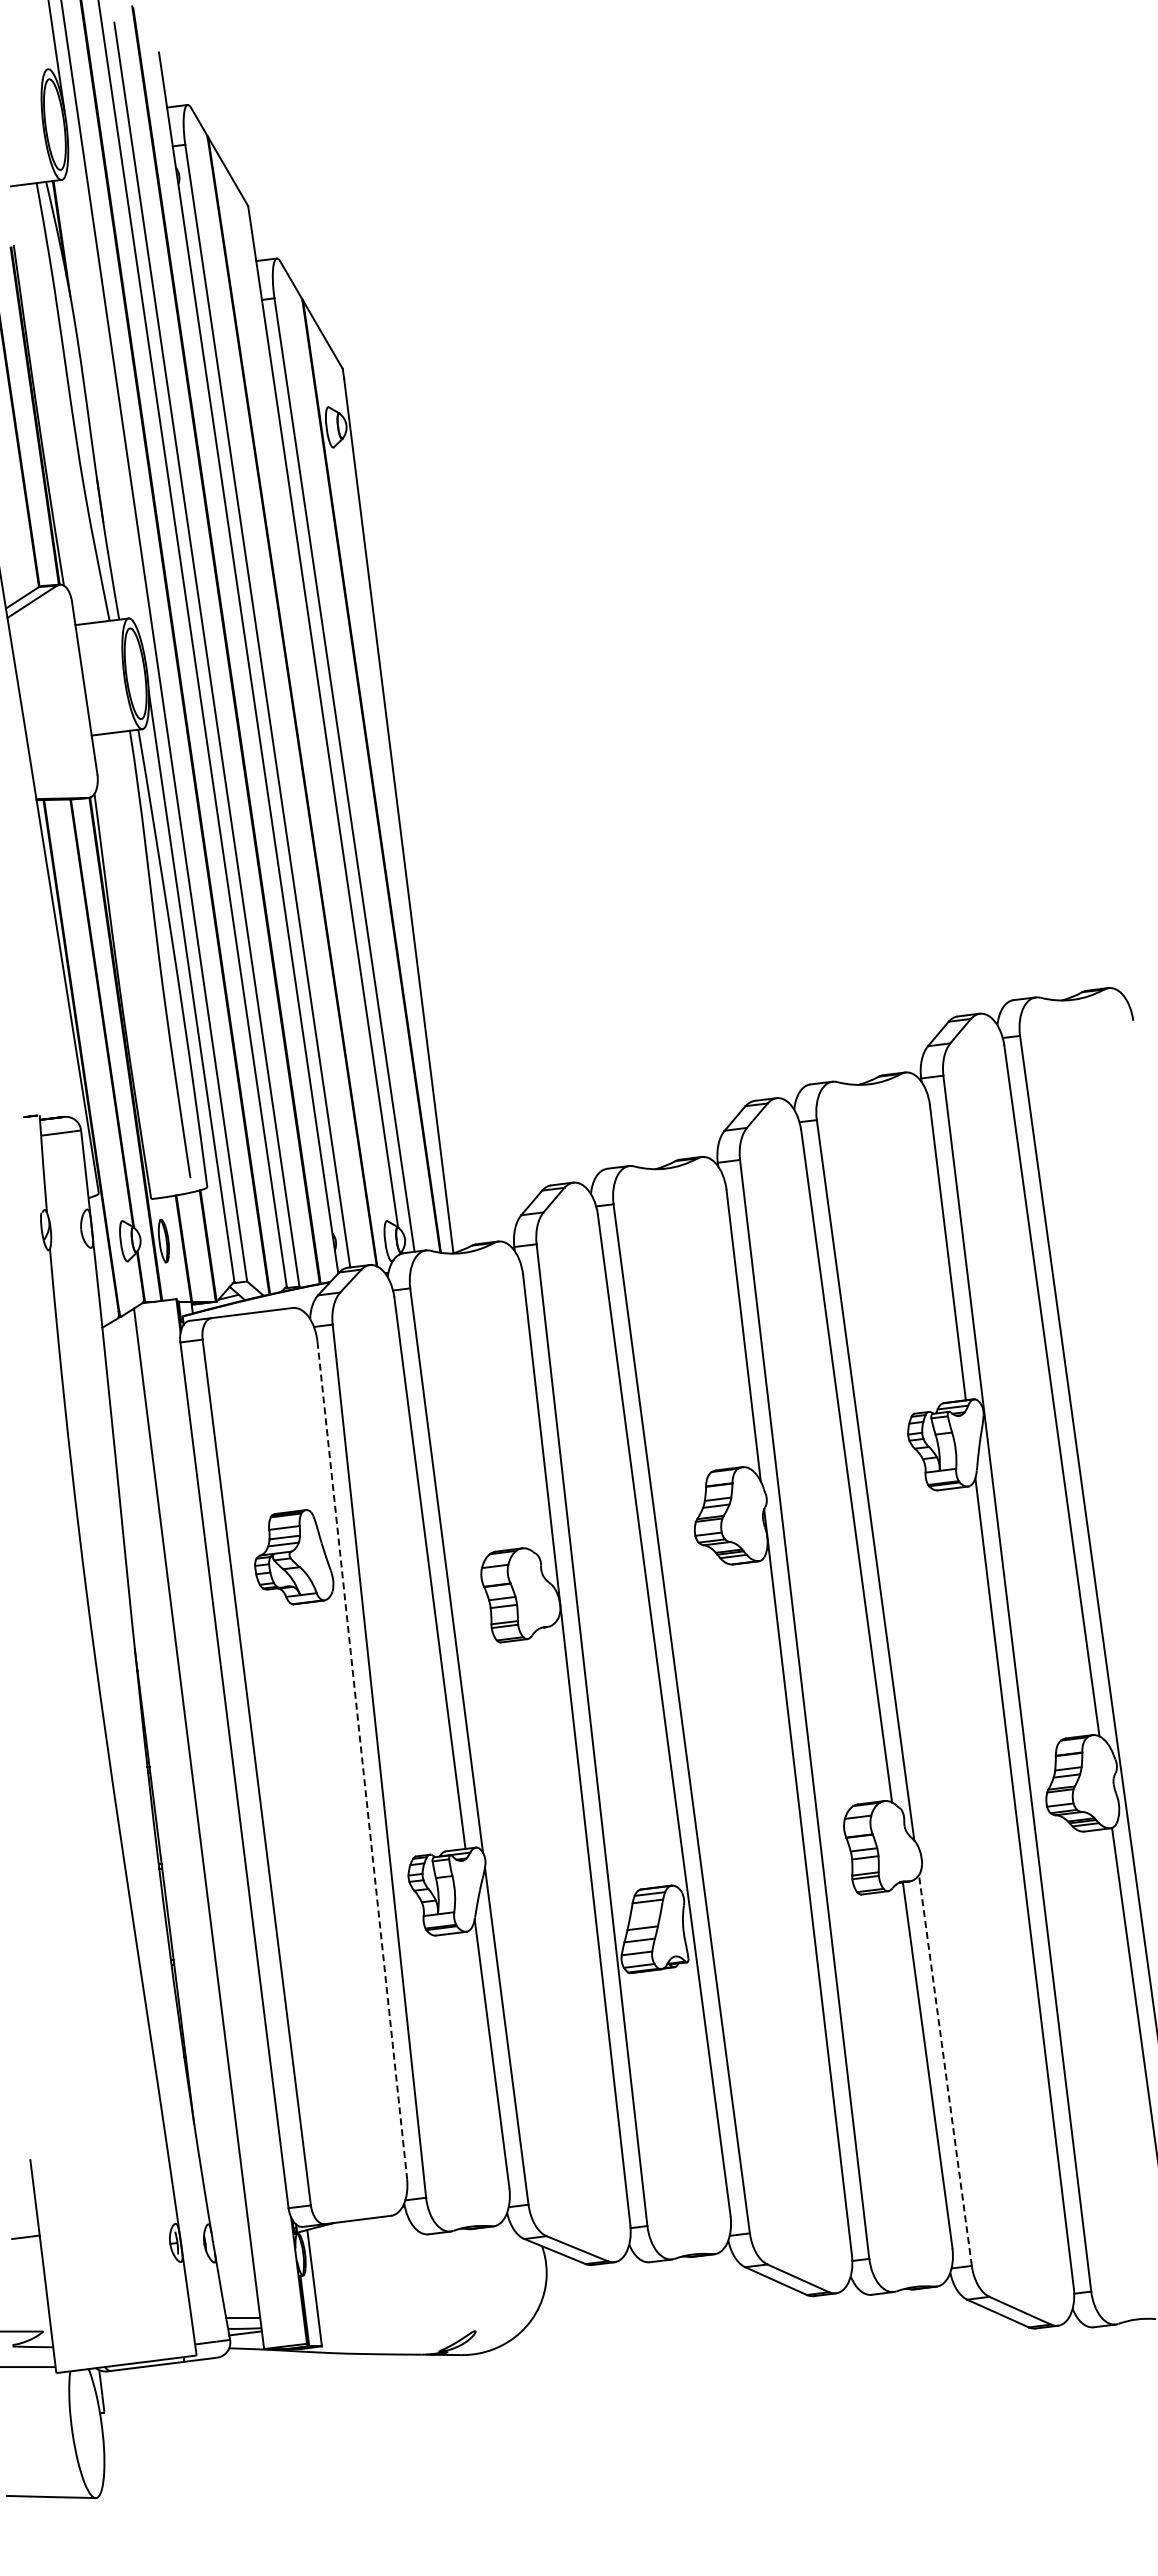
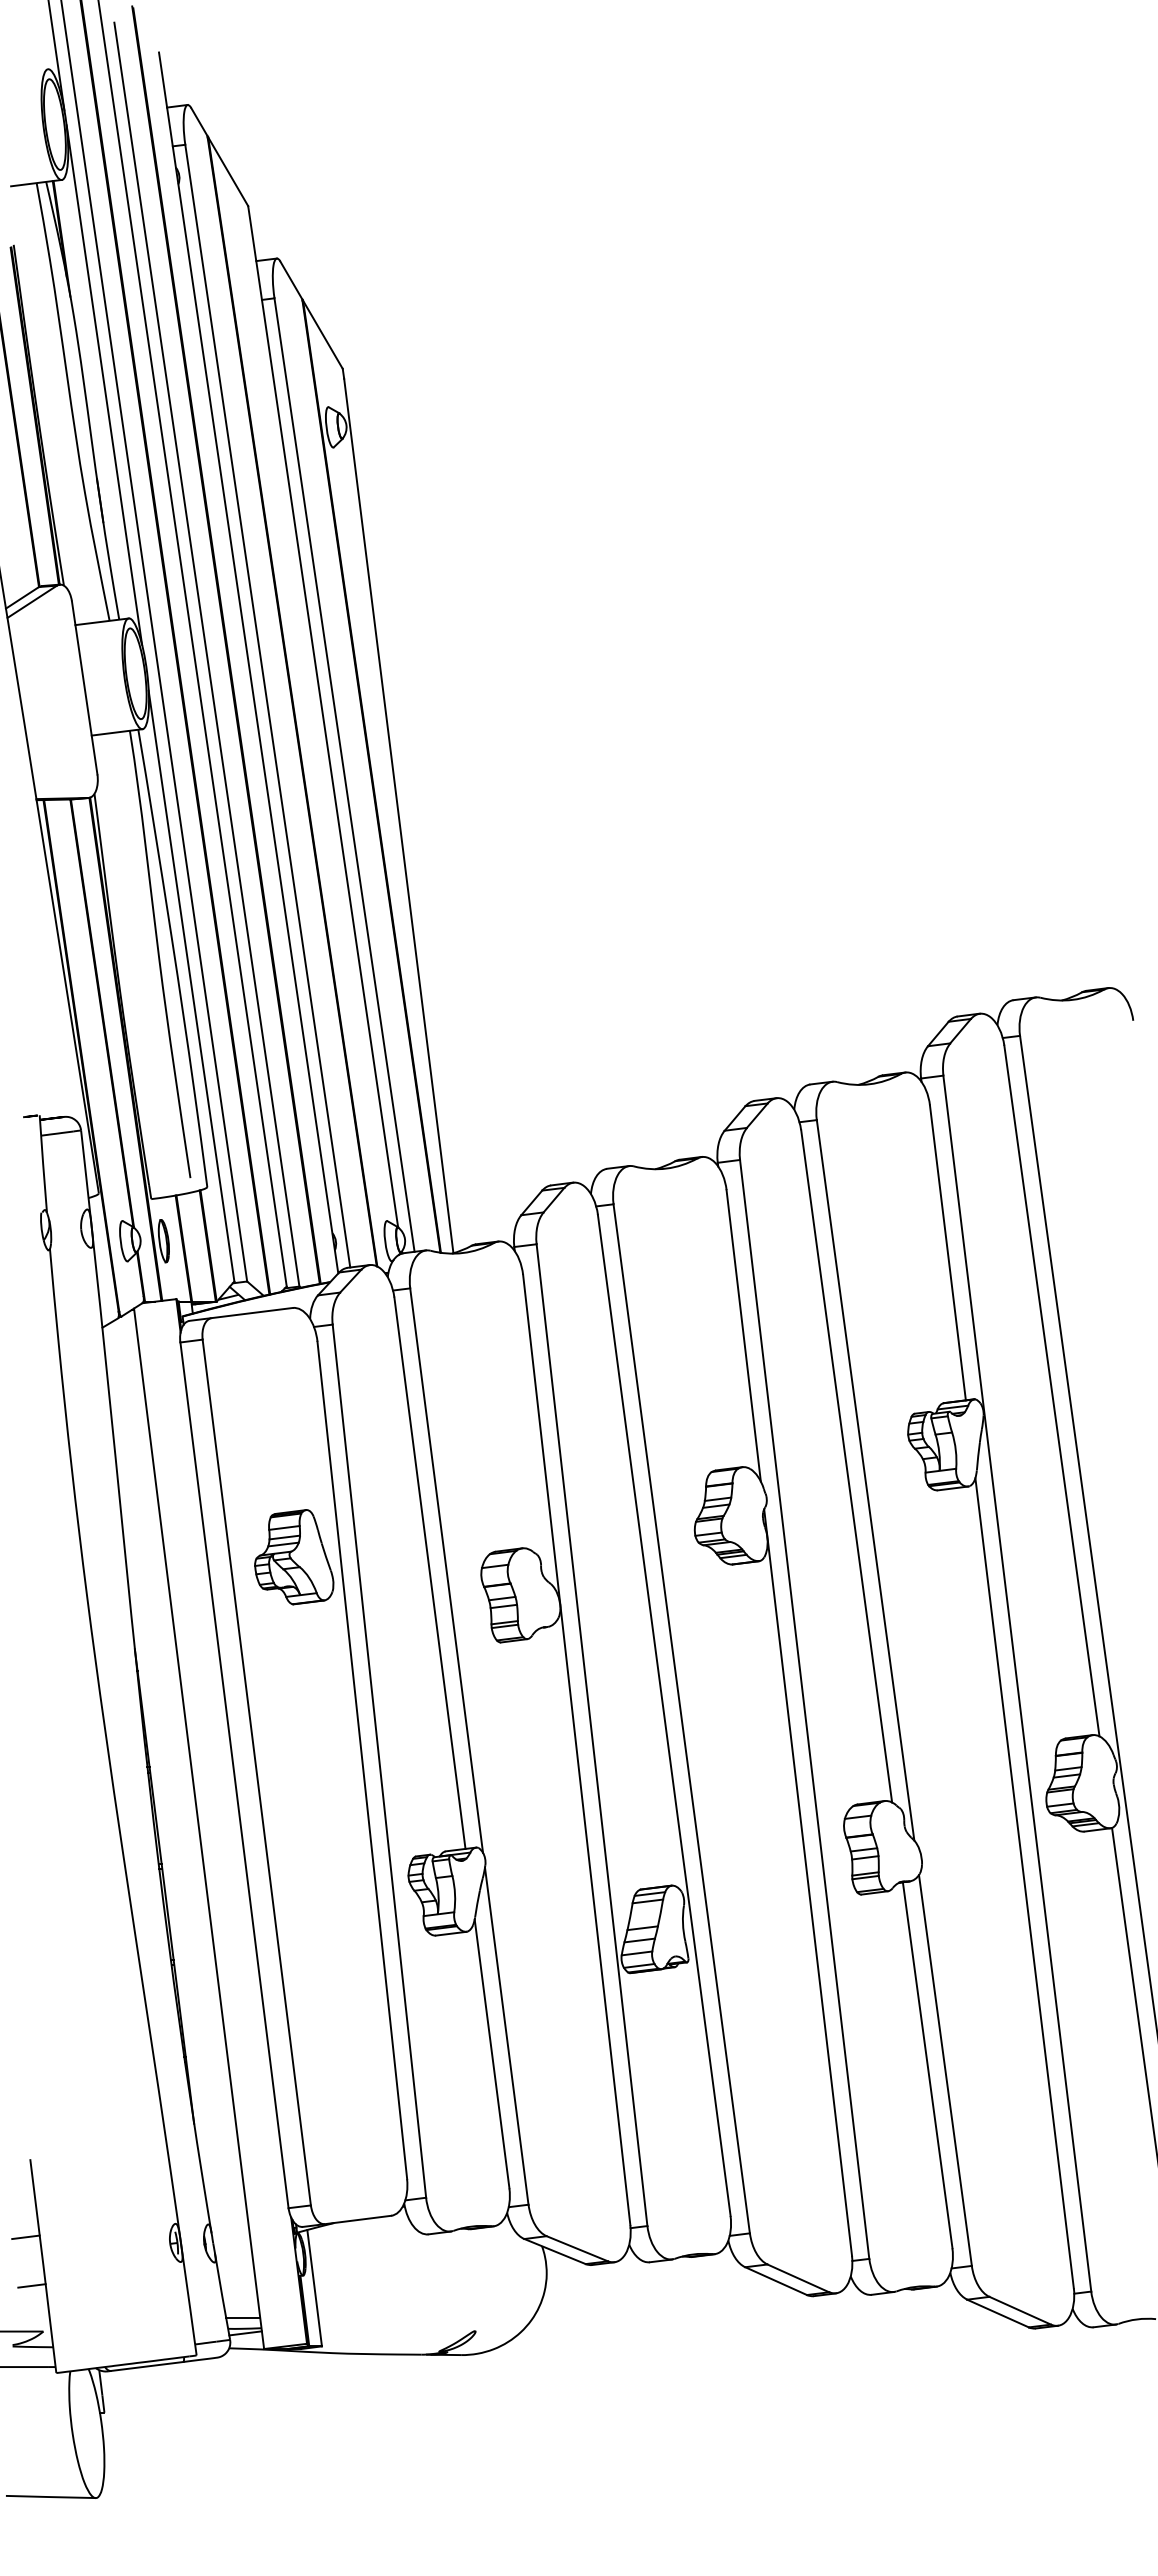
line: none -> present (104, 384)
line: dashed -> solid (362, 1760)
line: dashed -> solid (945, 2070)
line: none -> present (31, 2285)
